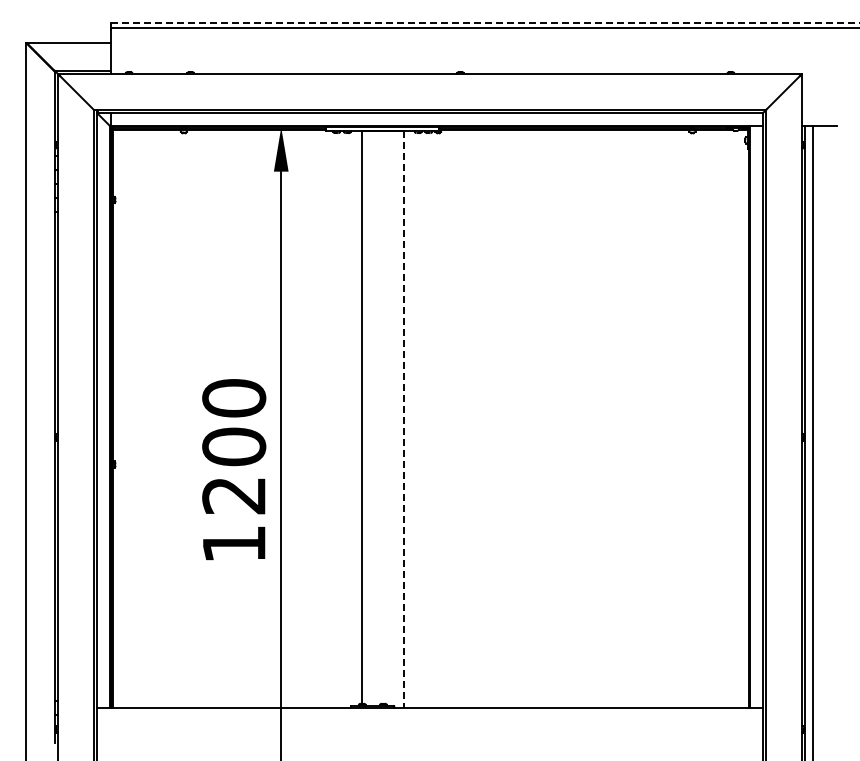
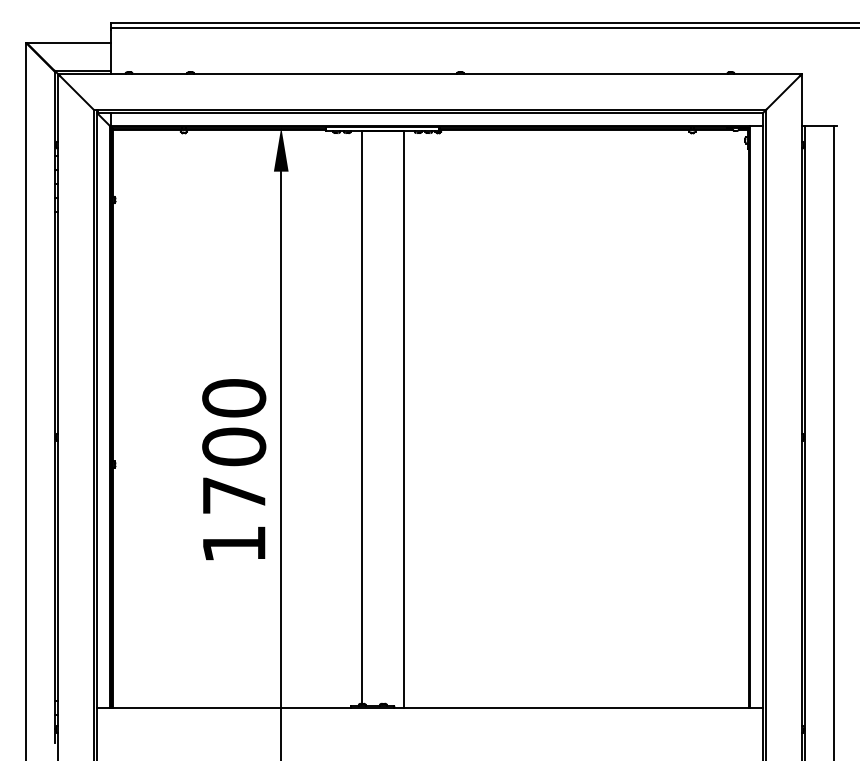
line: dashed -> solid (486, 22)
line: dashed -> solid (404, 419)
line position: (812, 441) -> (833, 441) (833, 441)
text: 1200 -> 1700 (233, 495)
